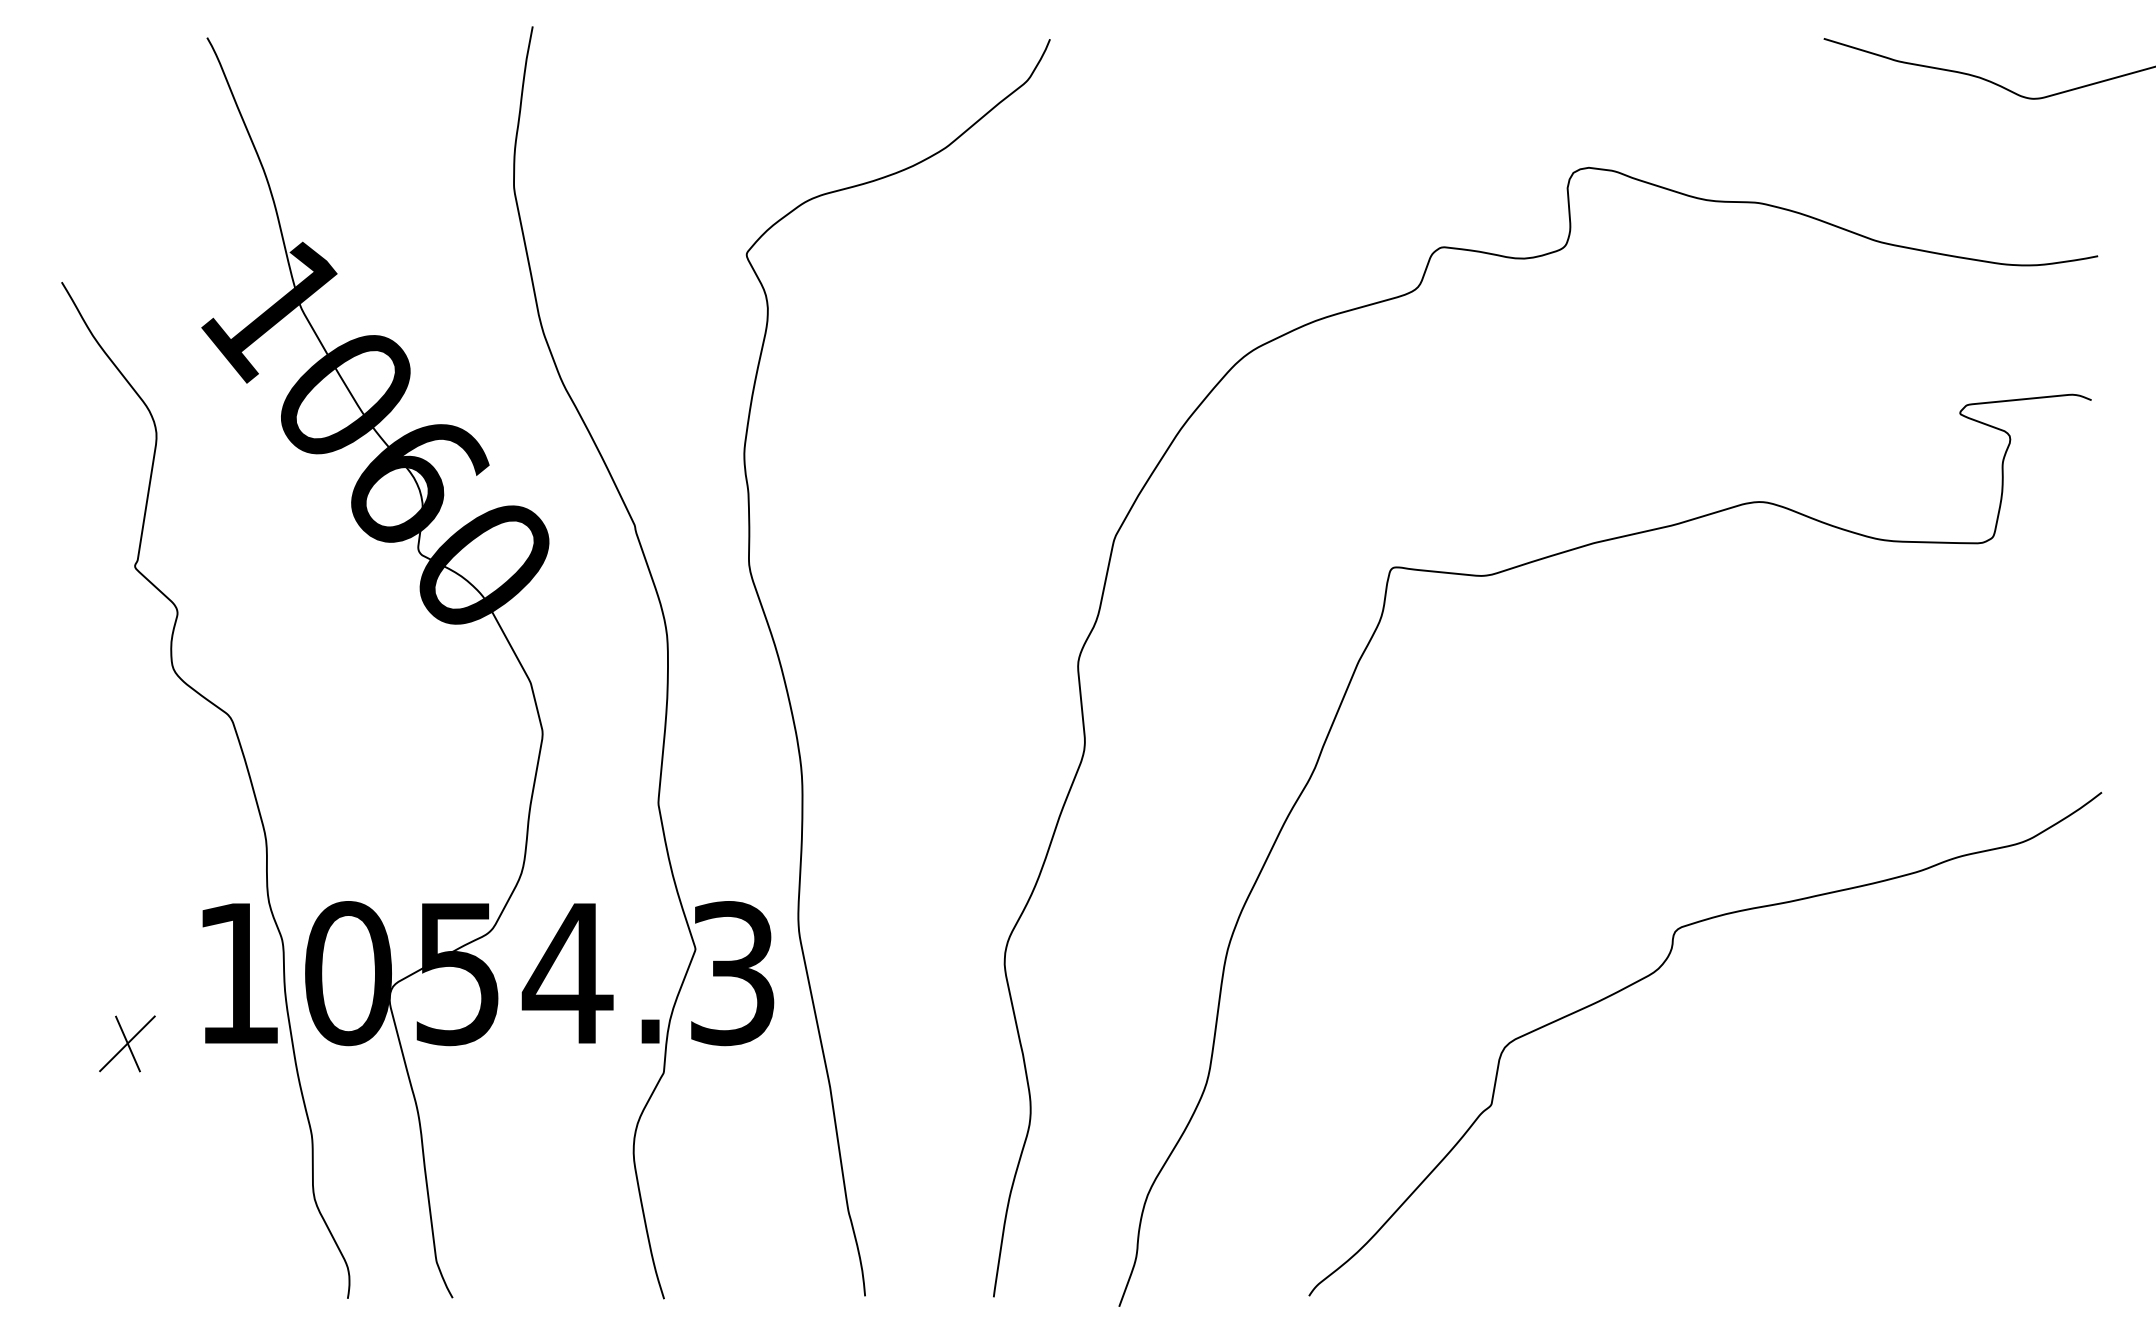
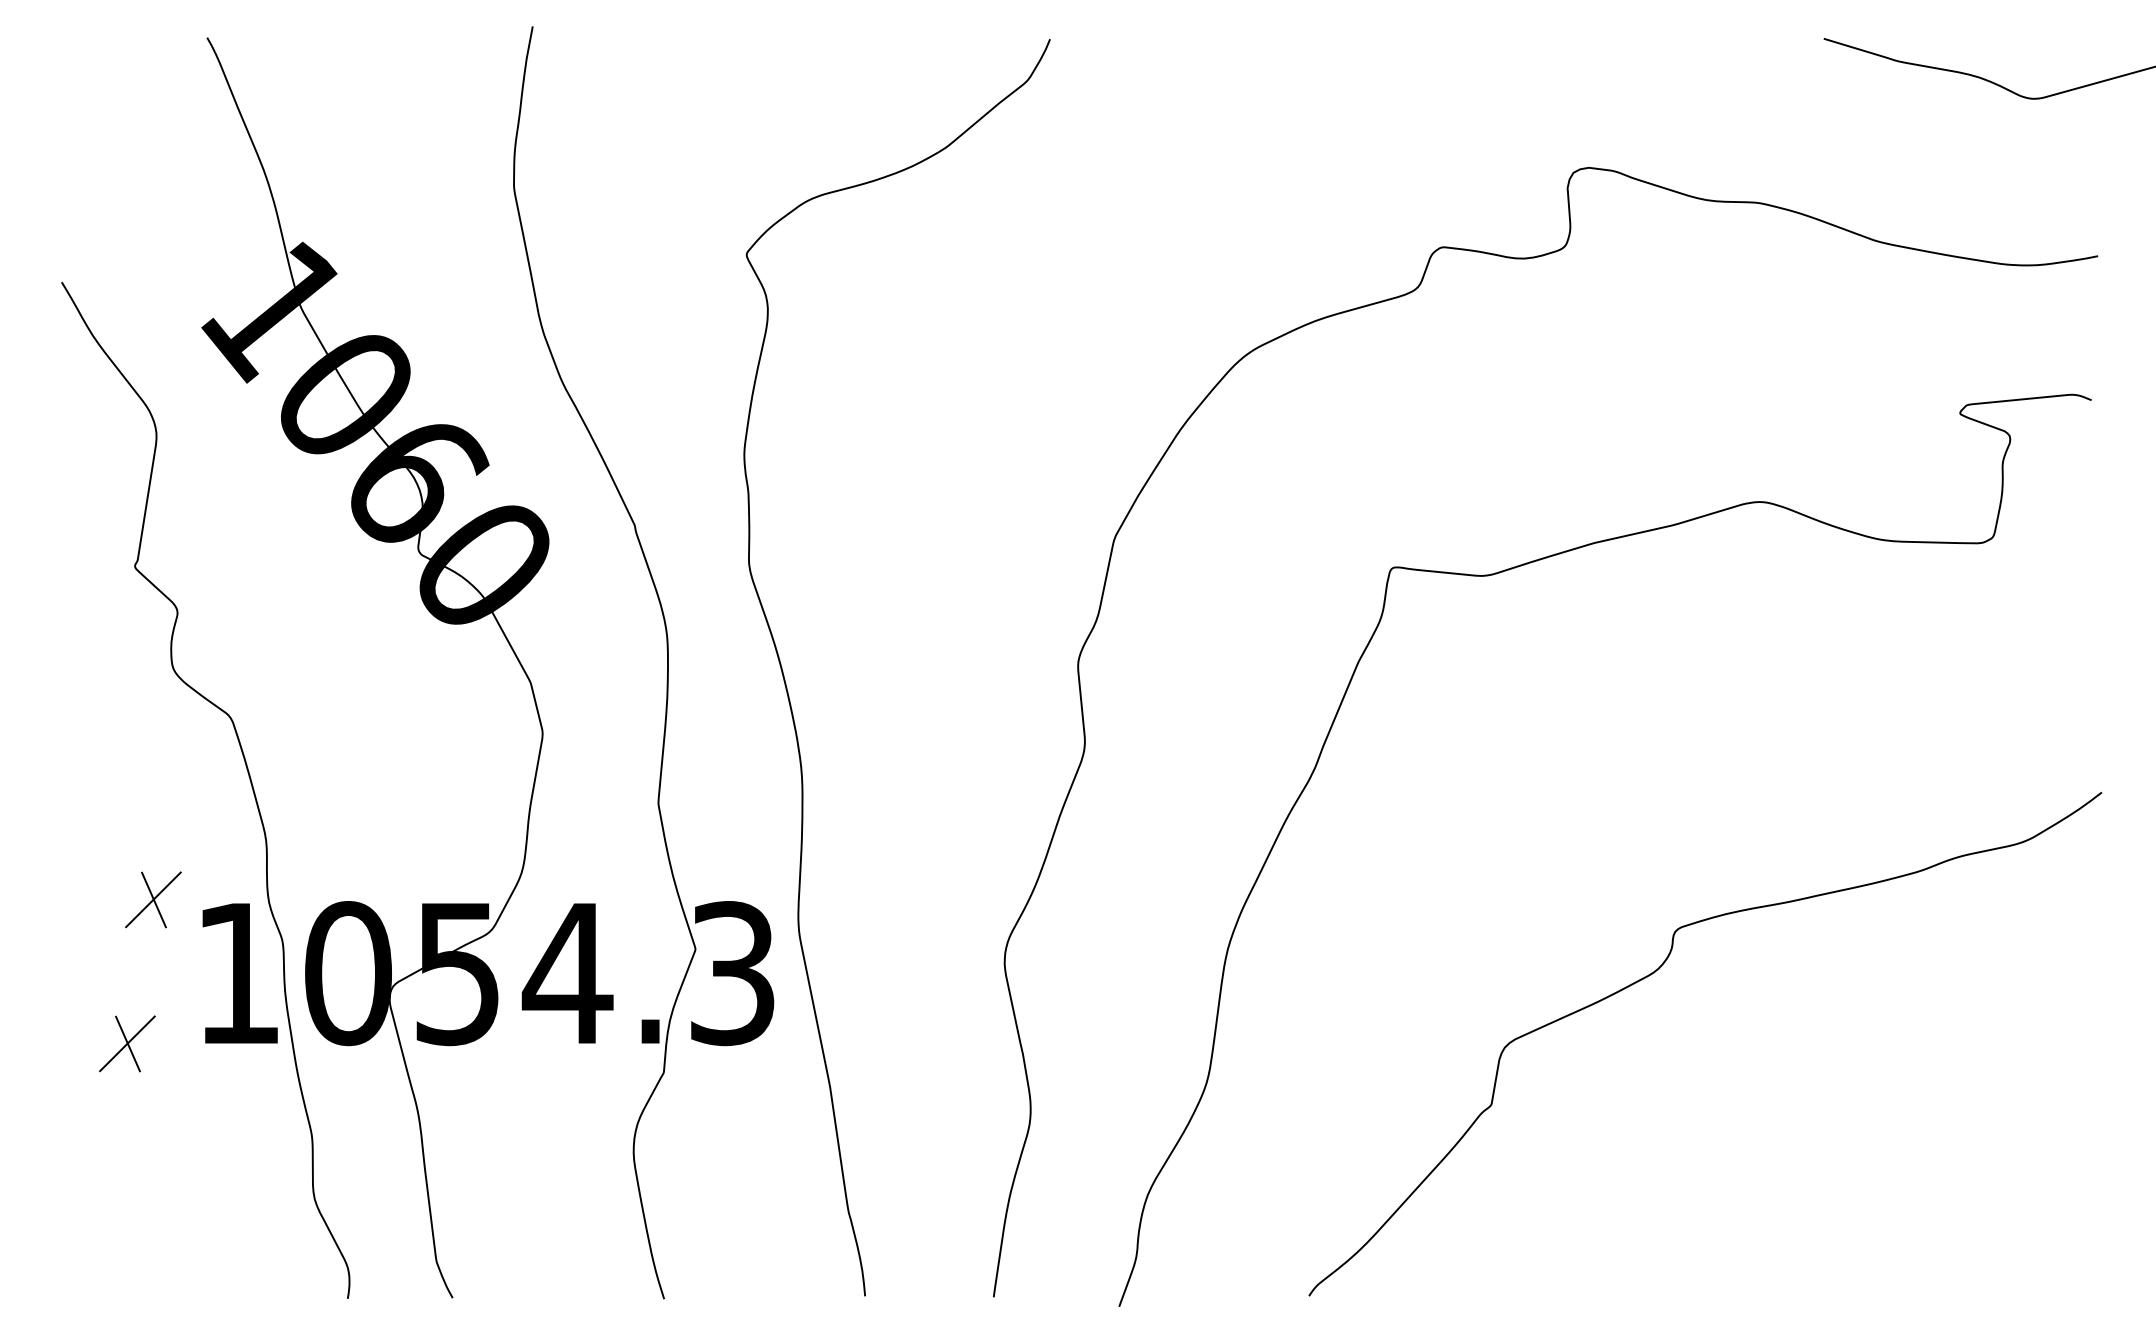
part: none -> present (153, 899)
